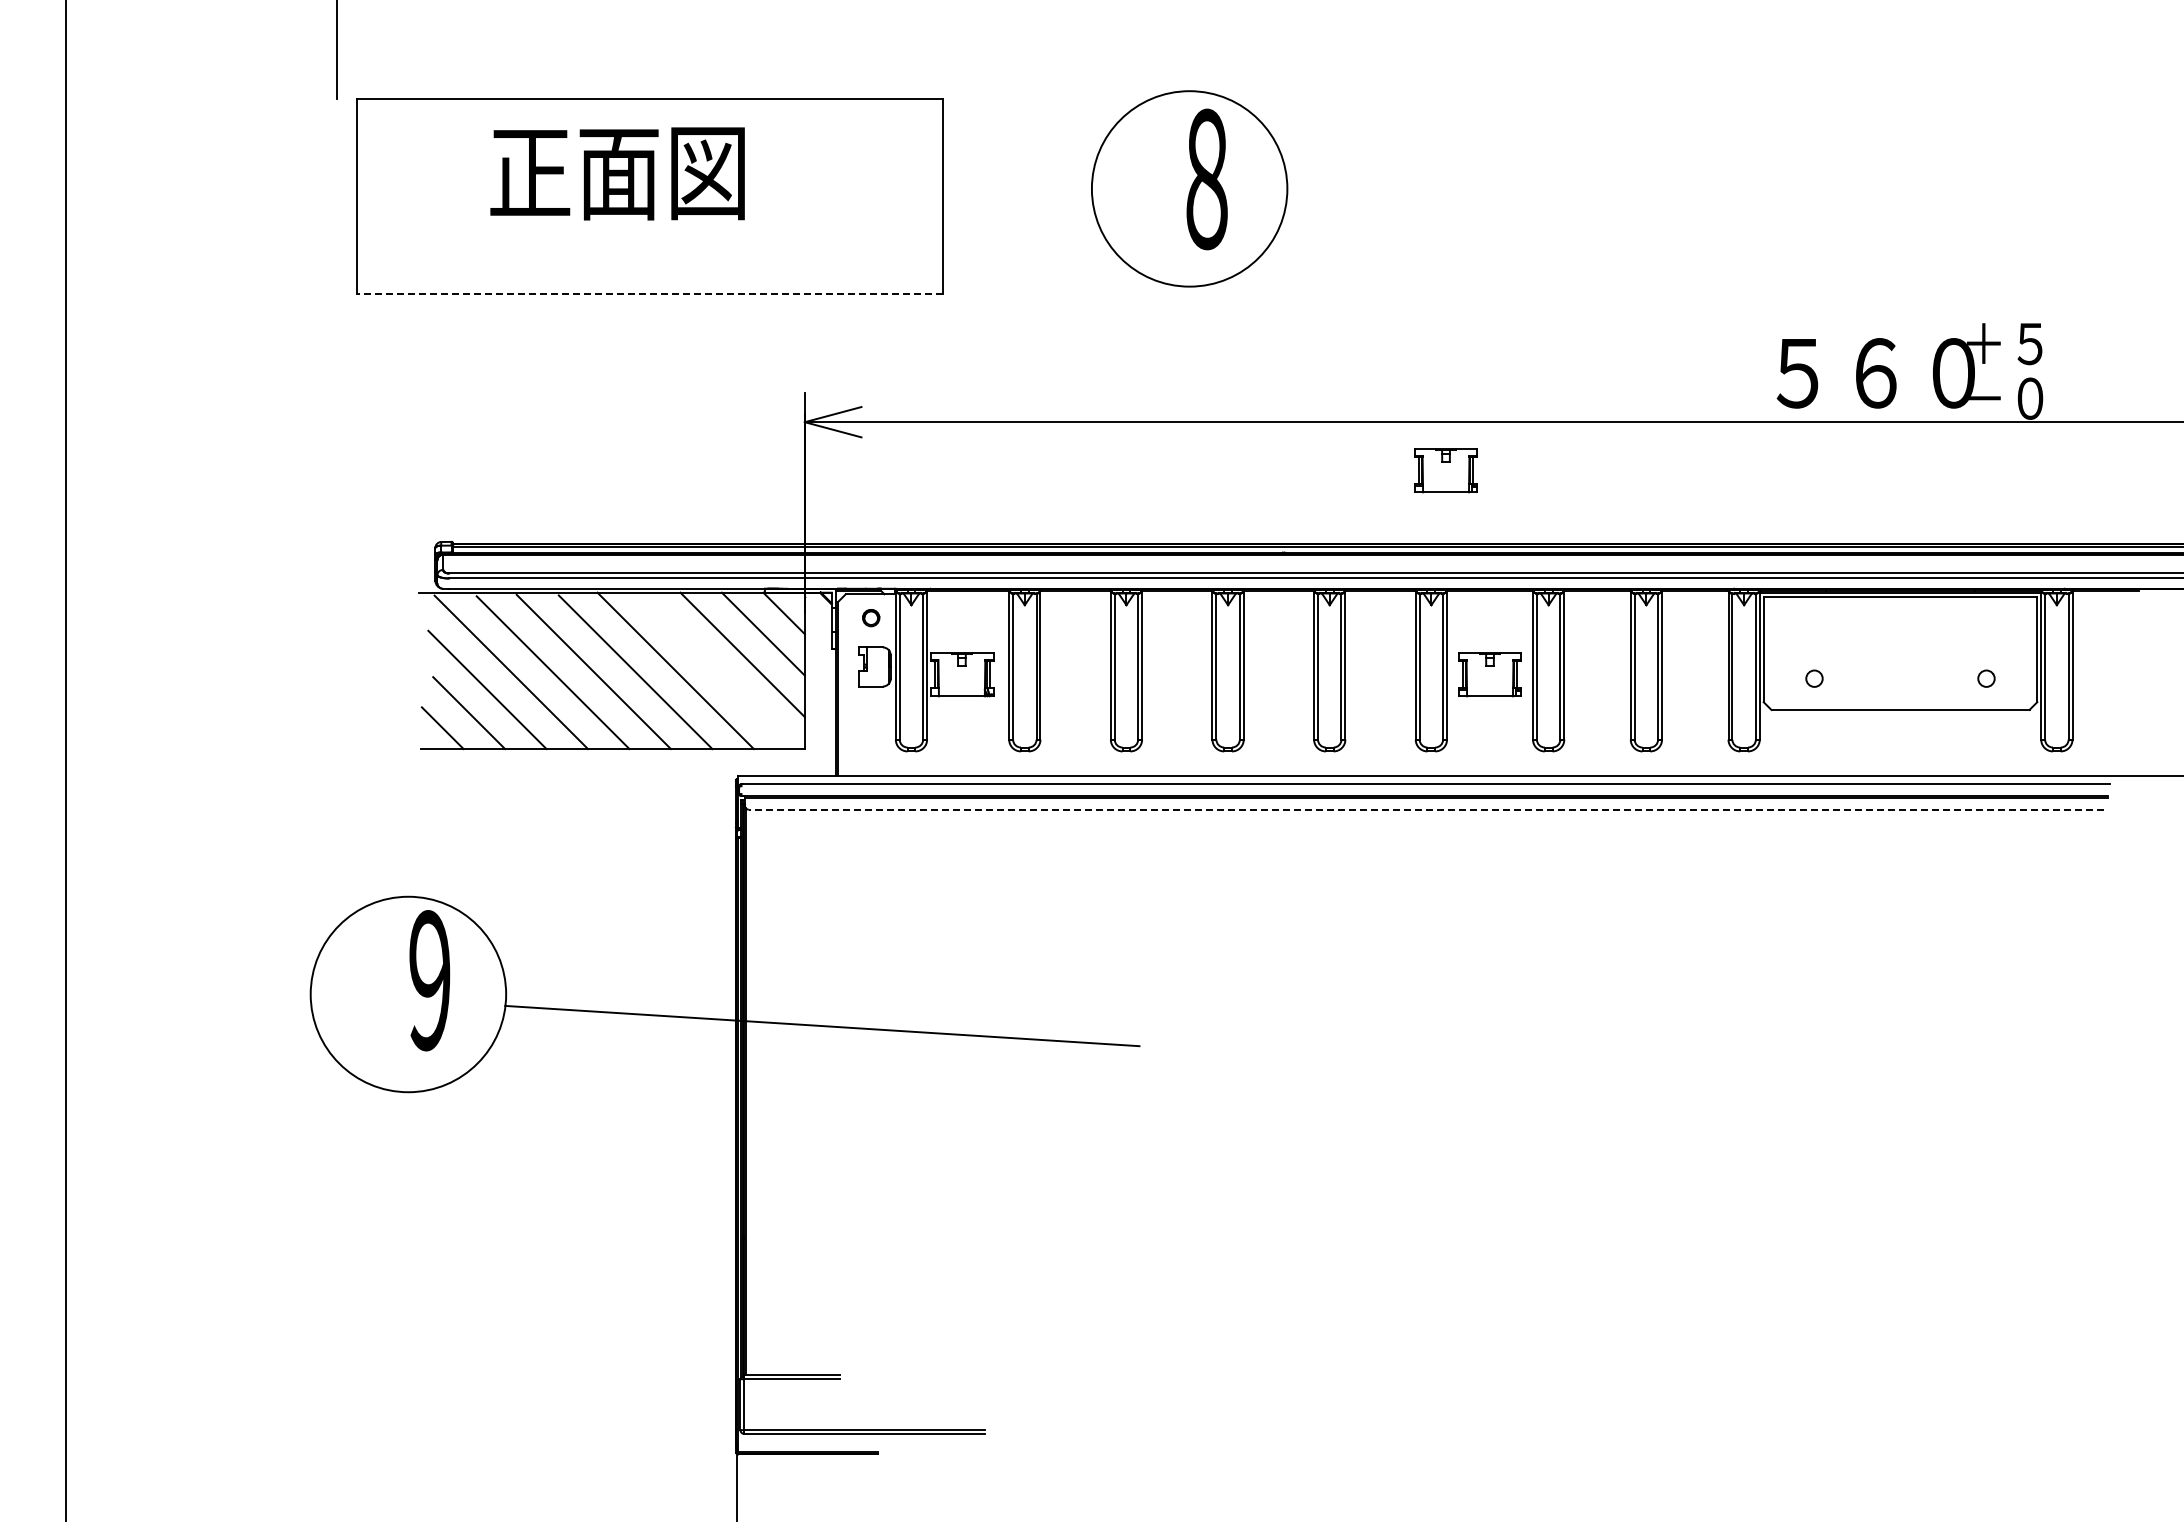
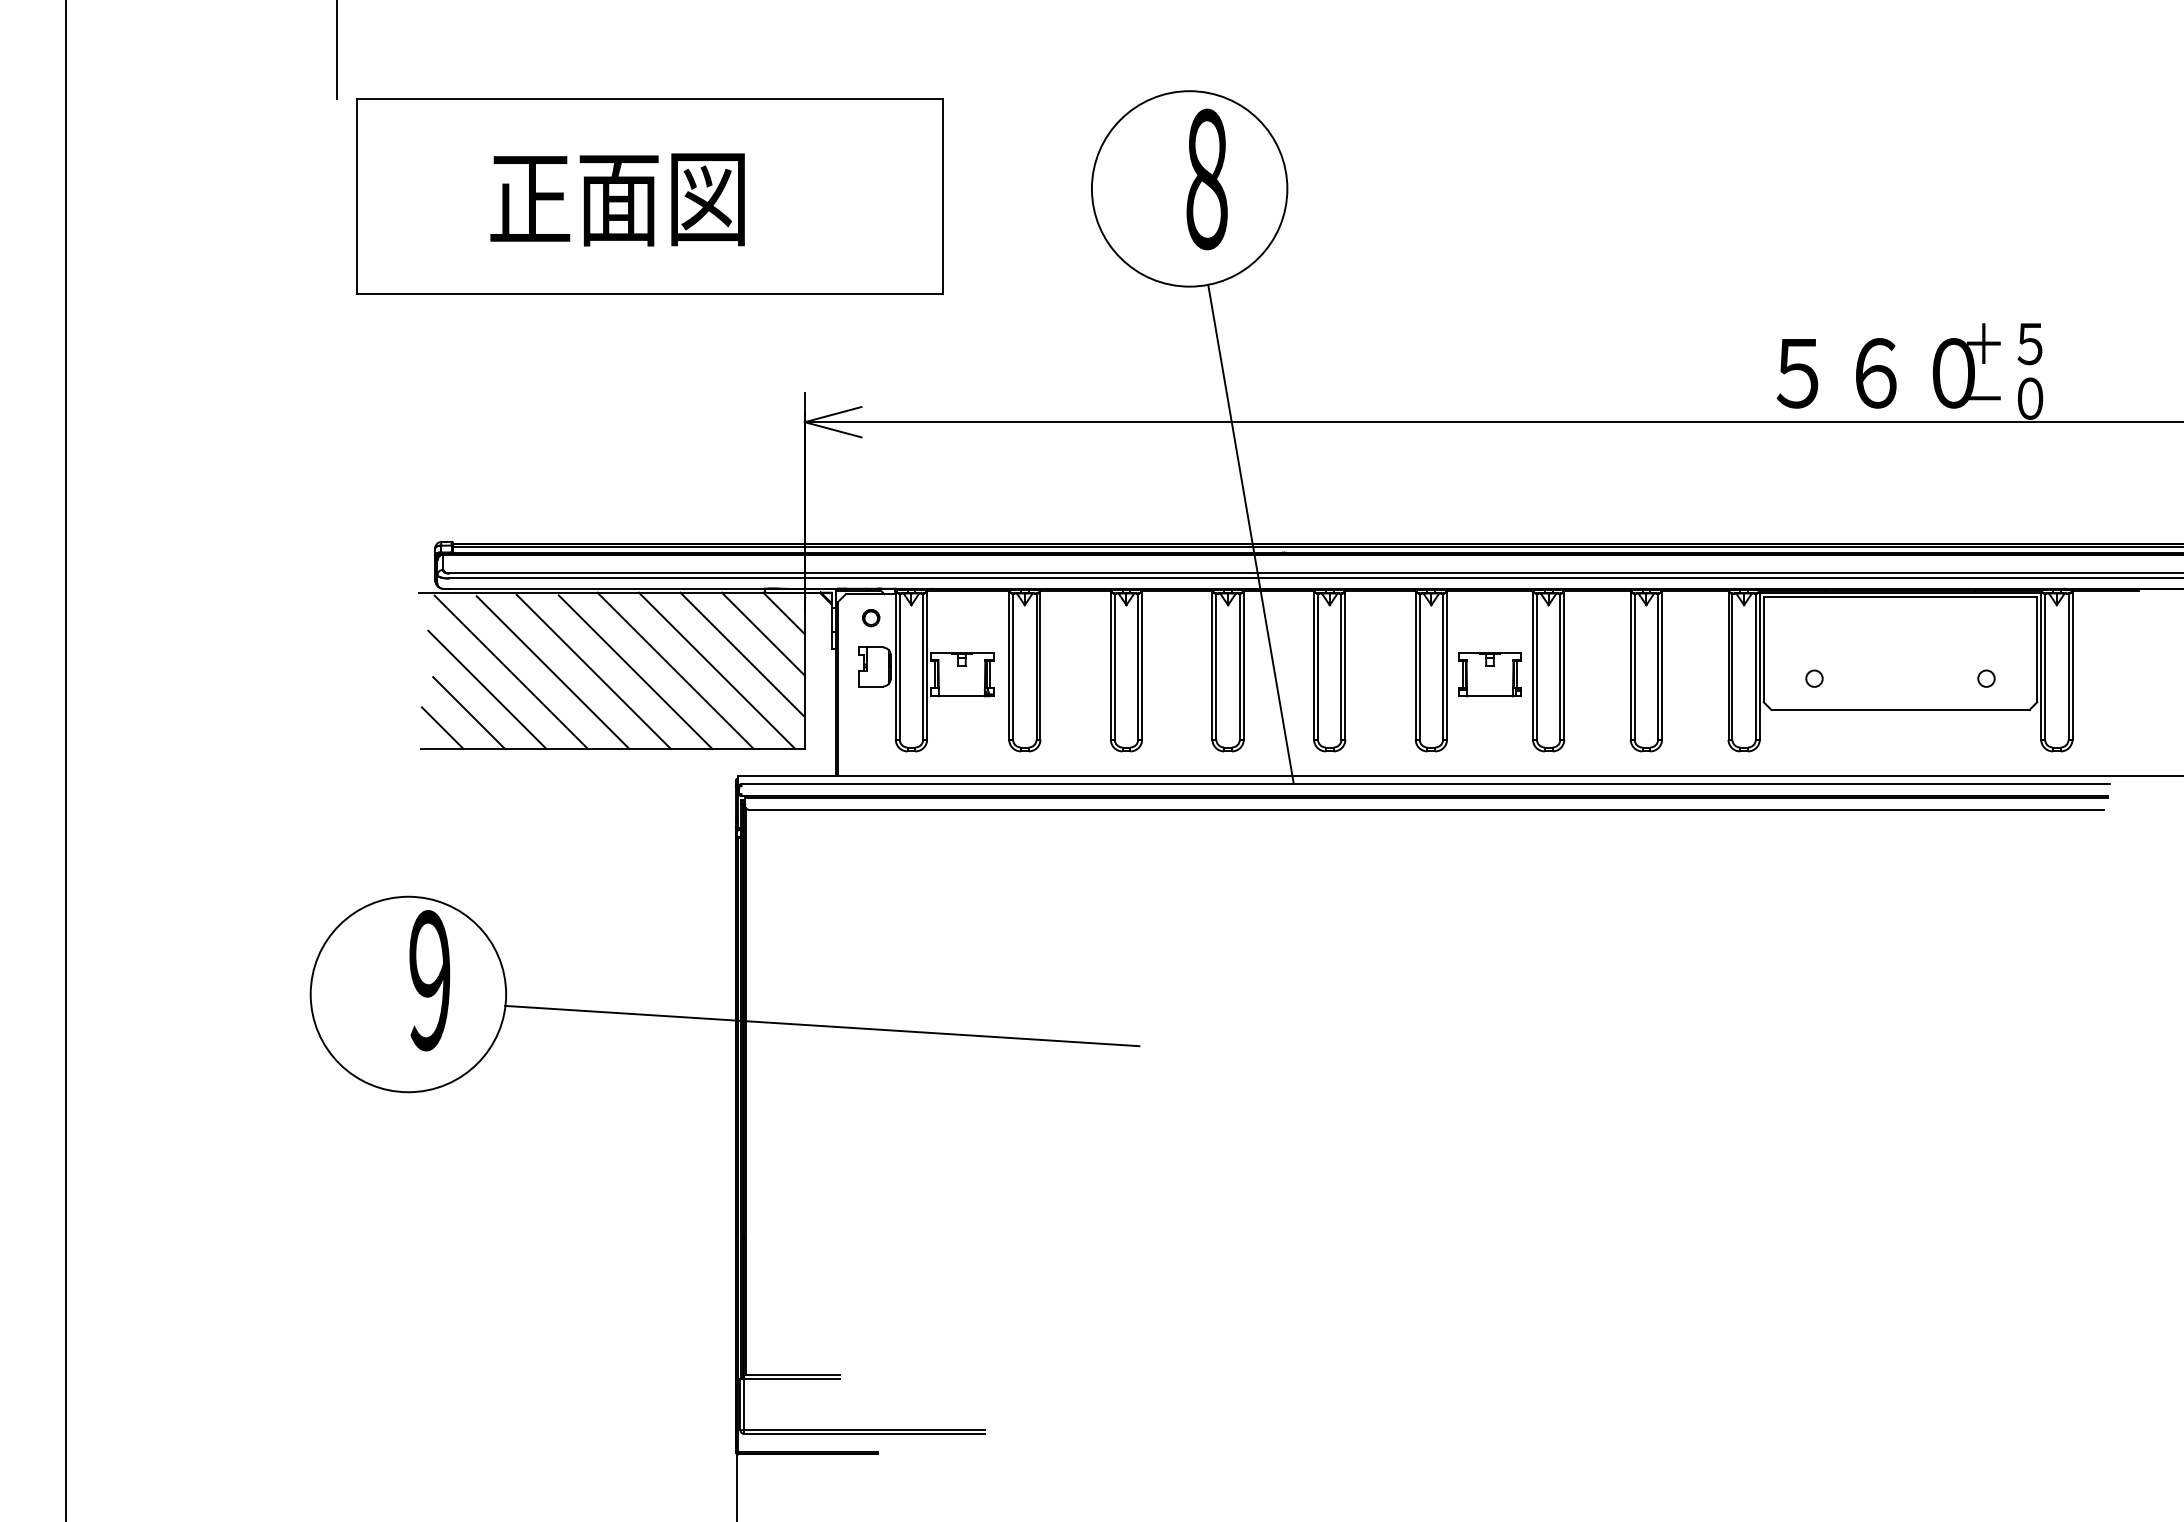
text position: (617, 173) -> (617, 199) (617, 199)
line: dashed -> solid (649, 294)
part: present -> none (1445, 470)
line: none -> present (1250, 533)
line: none -> present (717, 670)
line: dashed -> solid (1426, 809)
